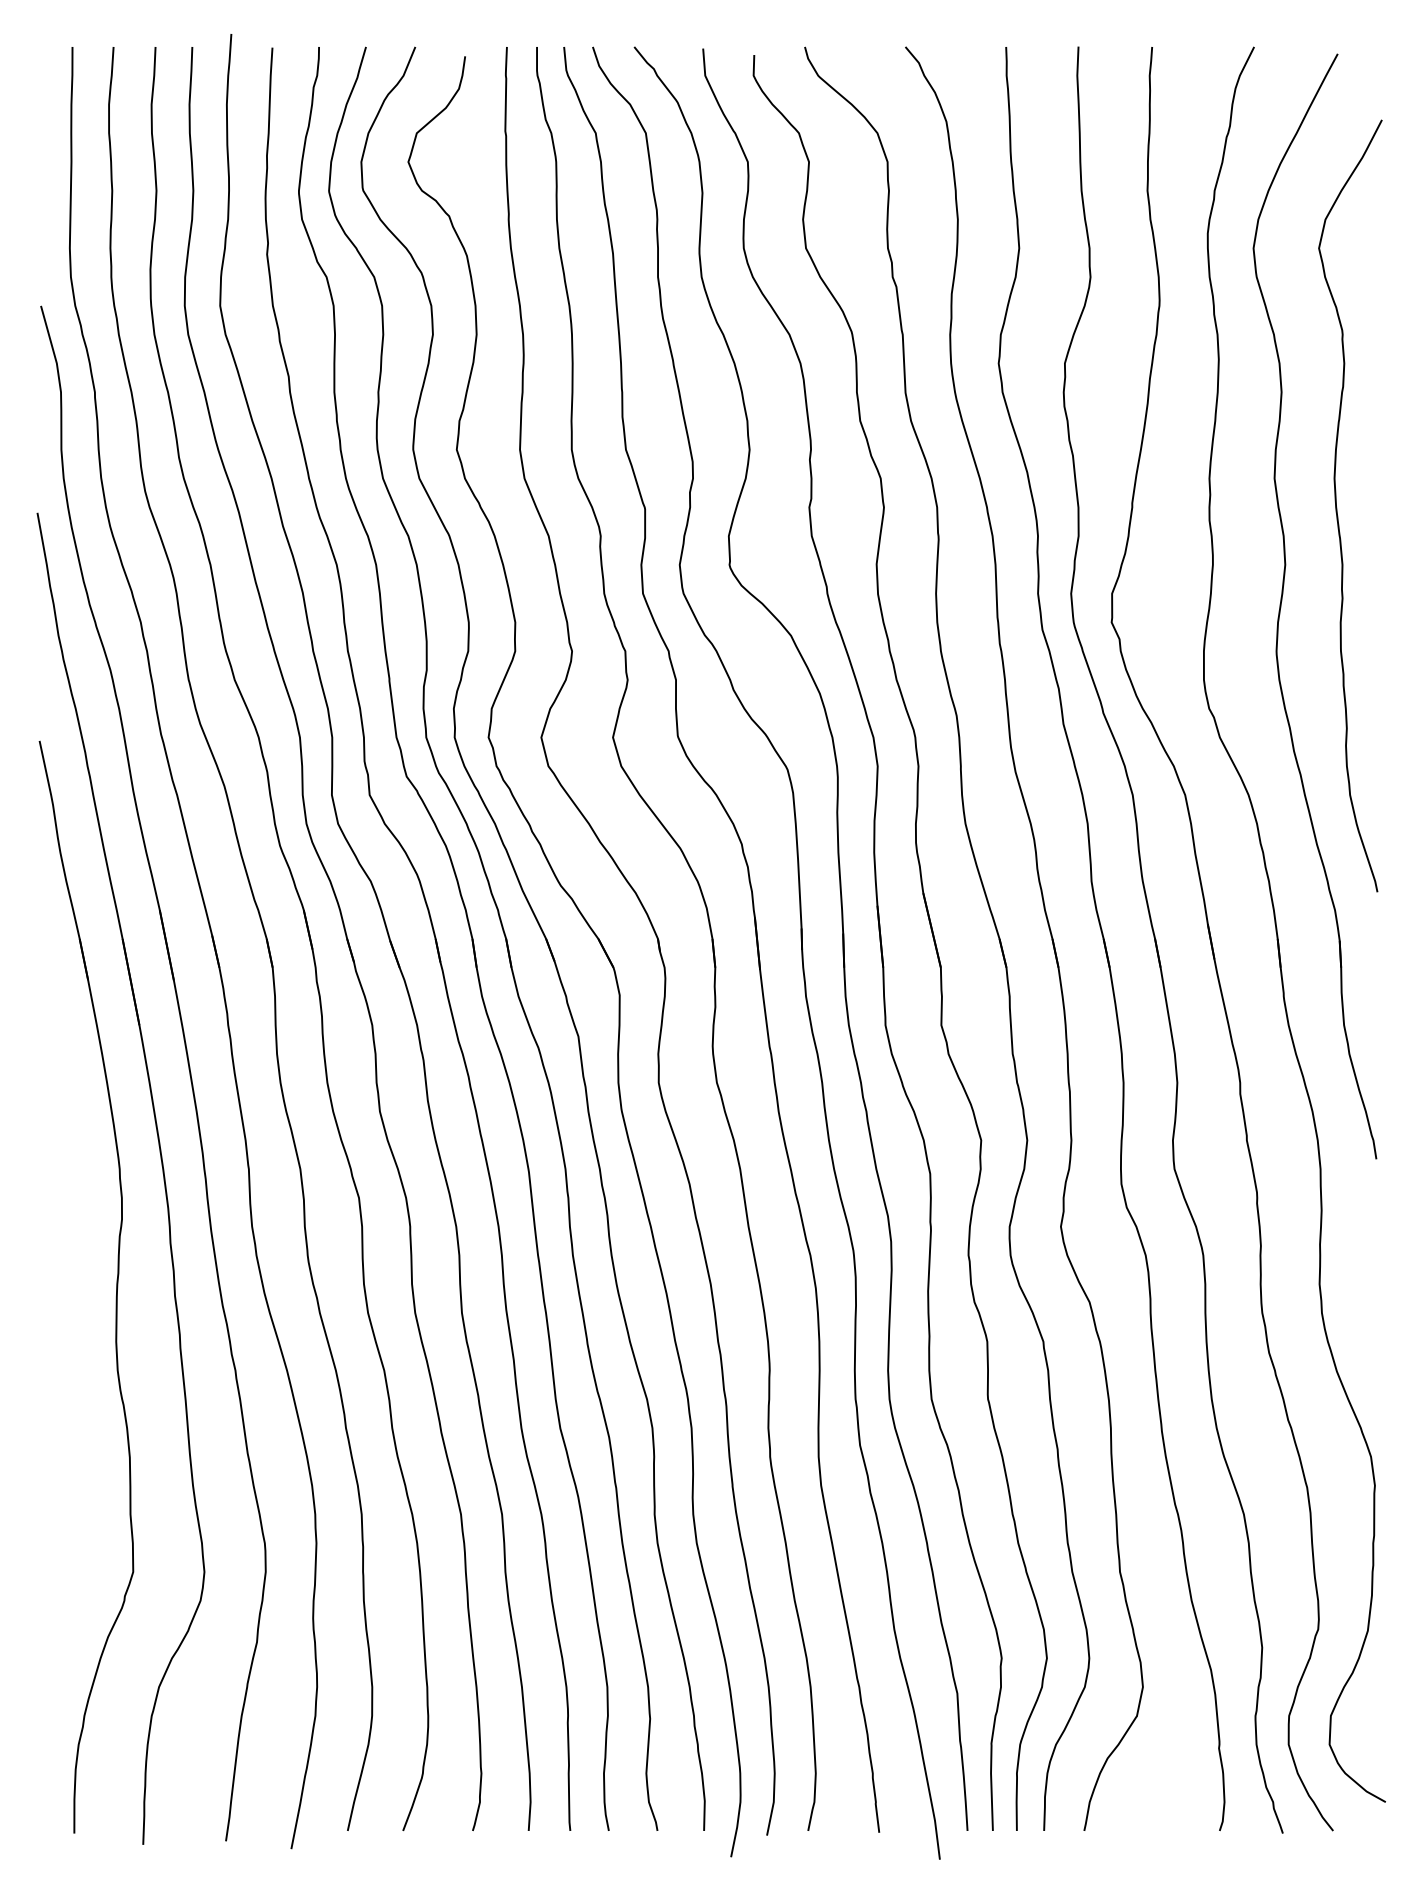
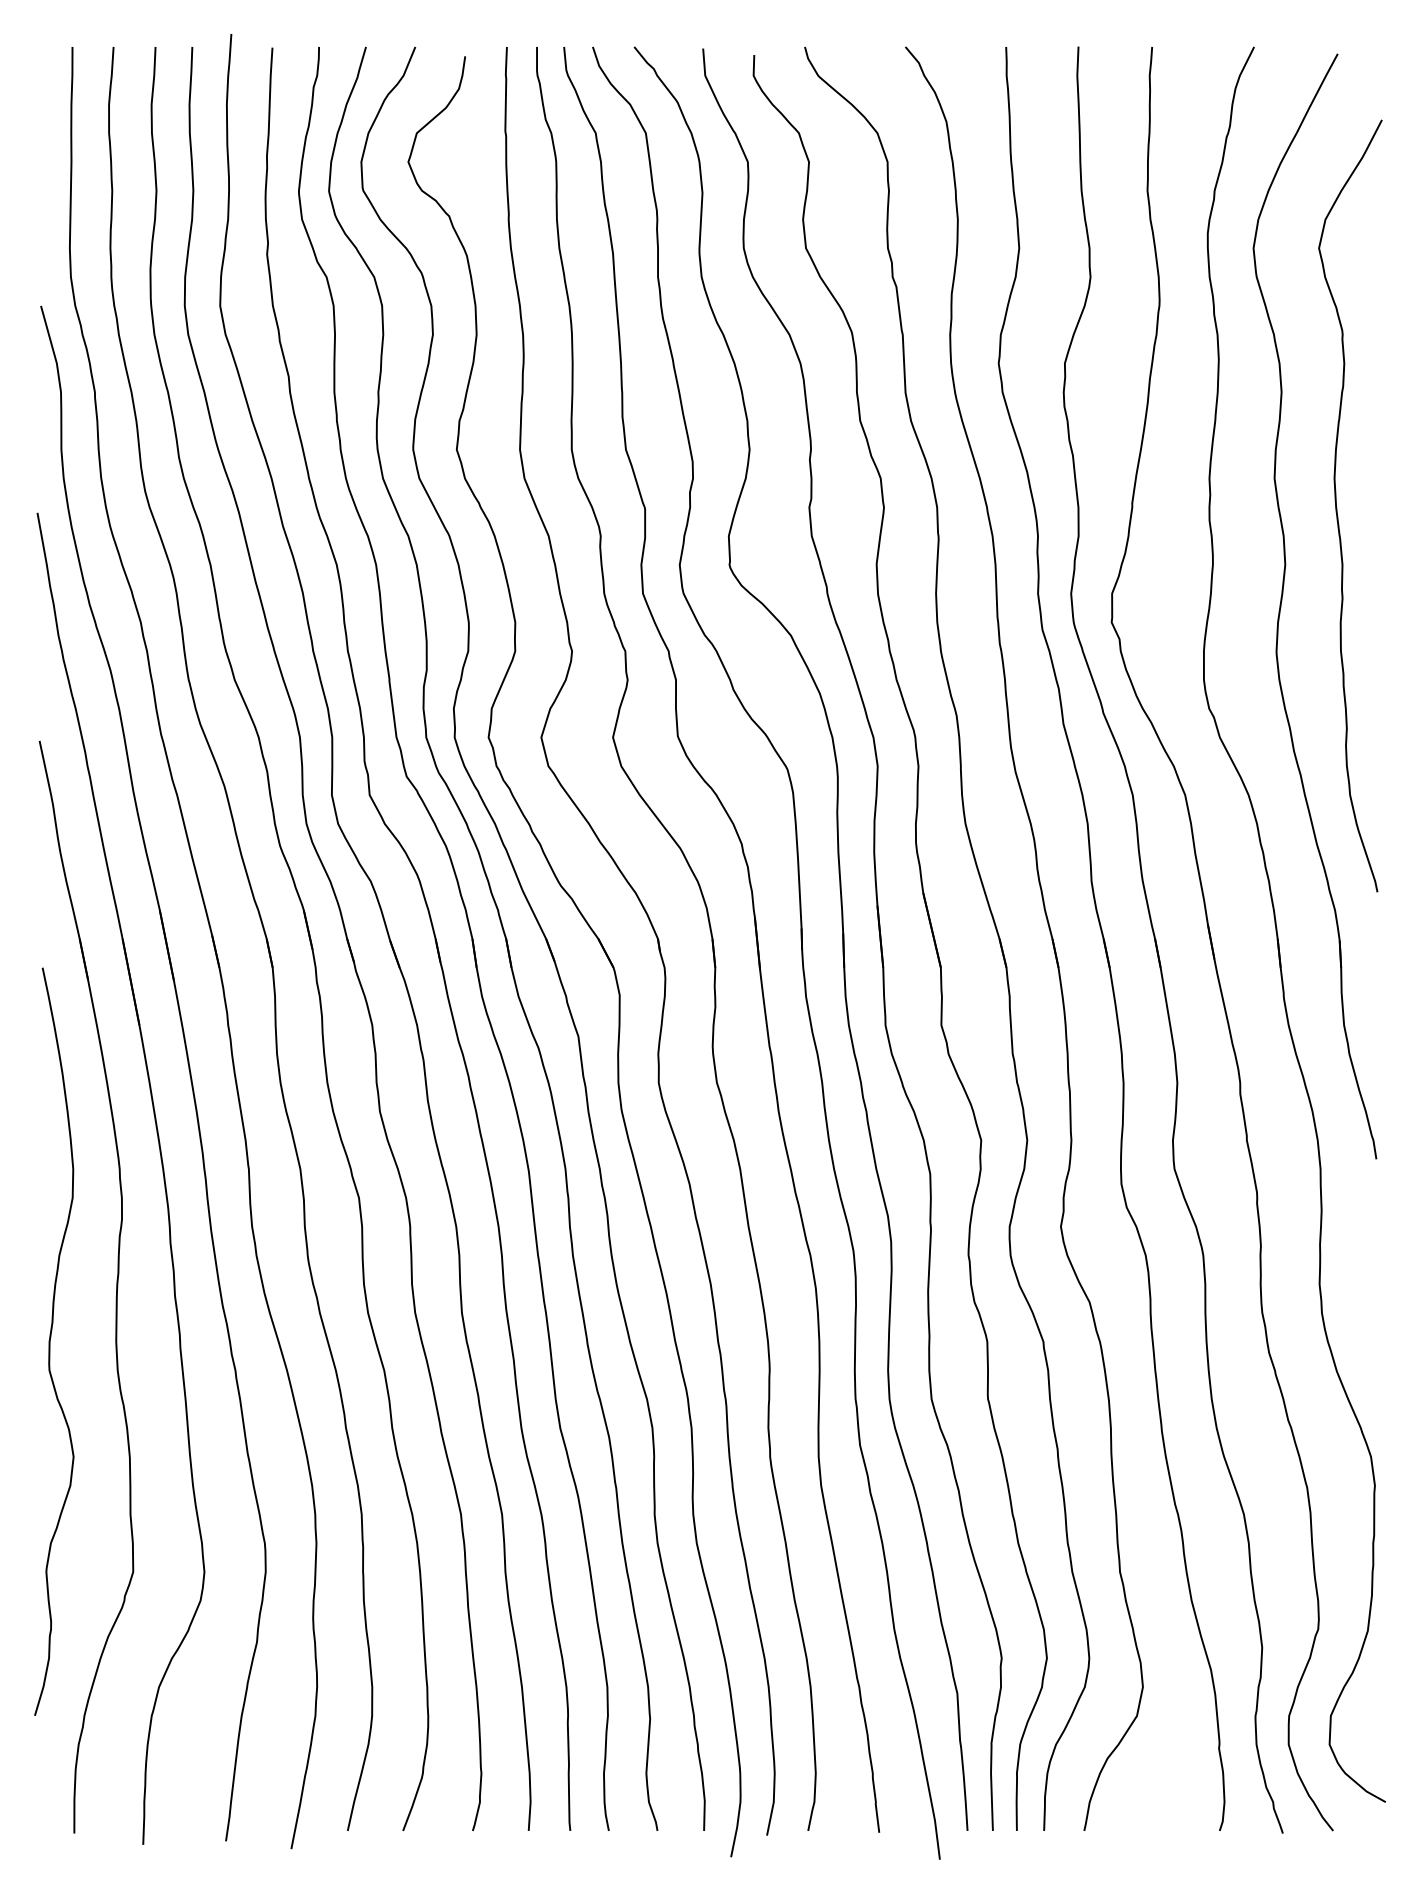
curve: none -> present (50, 1341)
